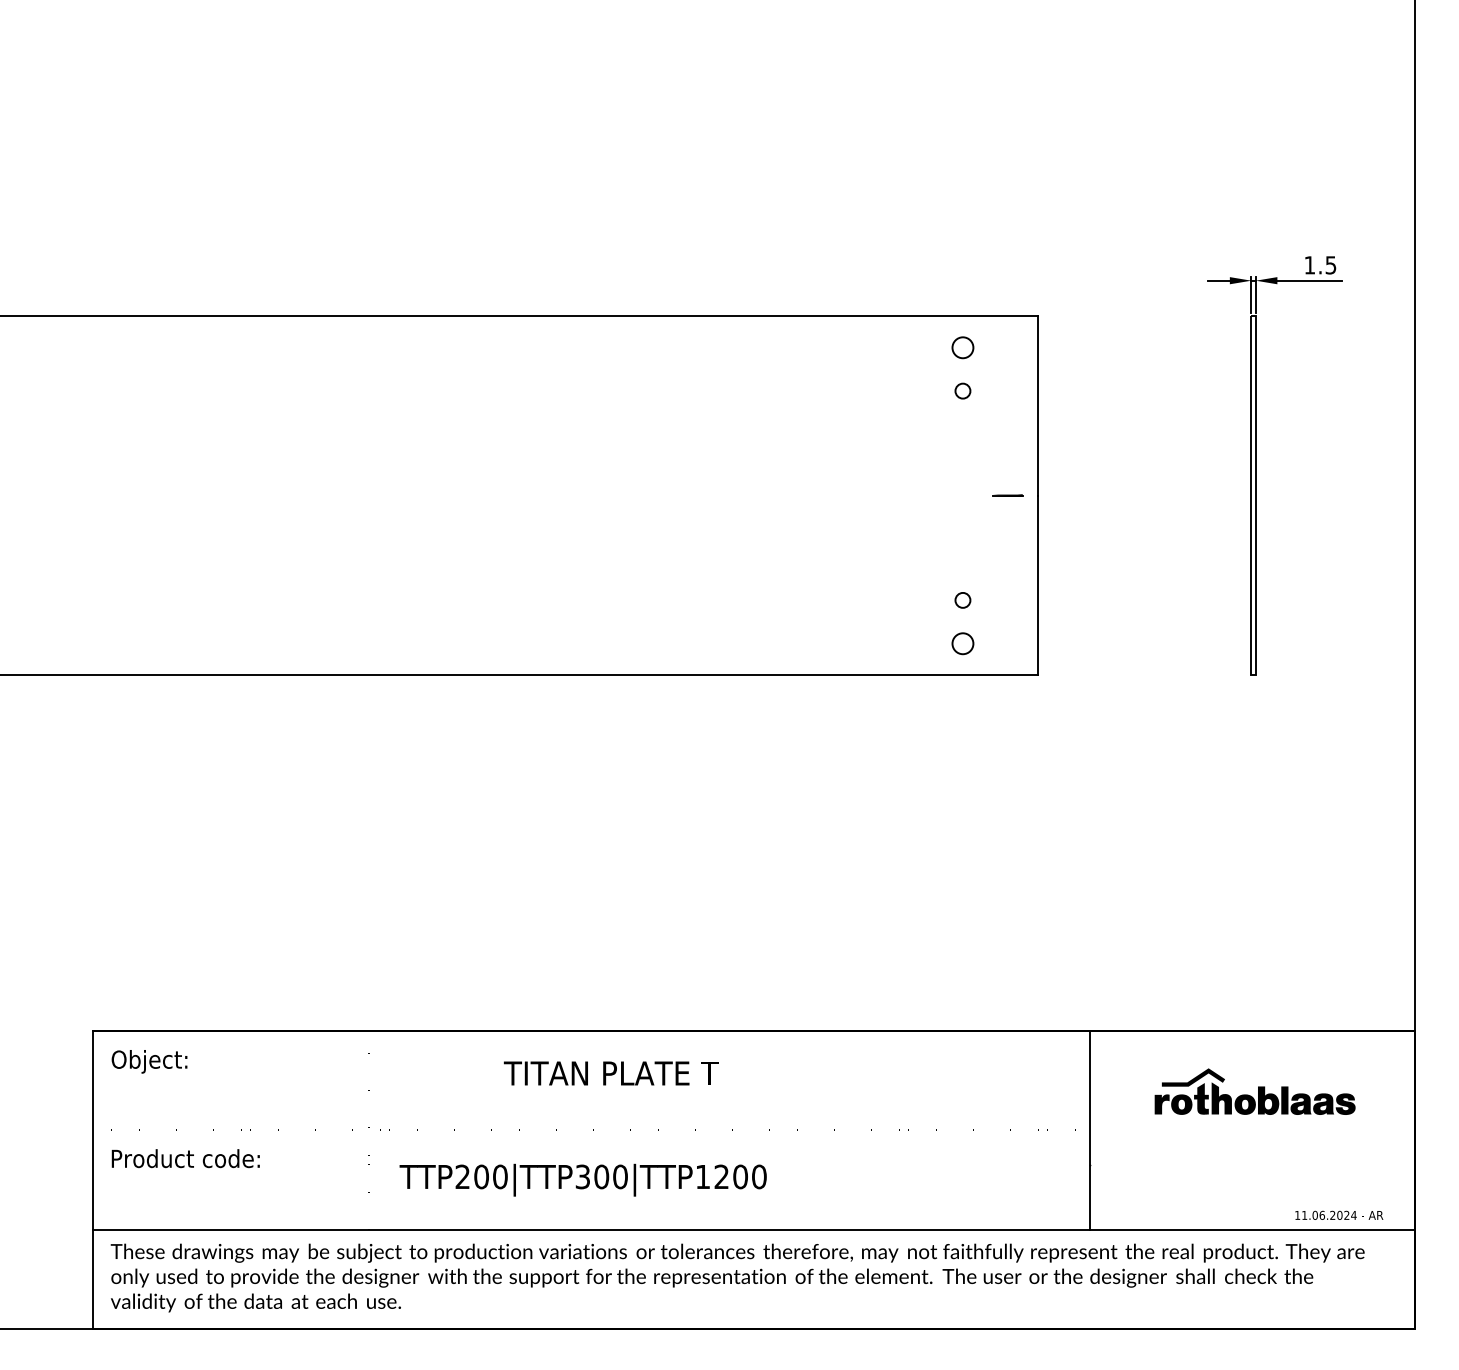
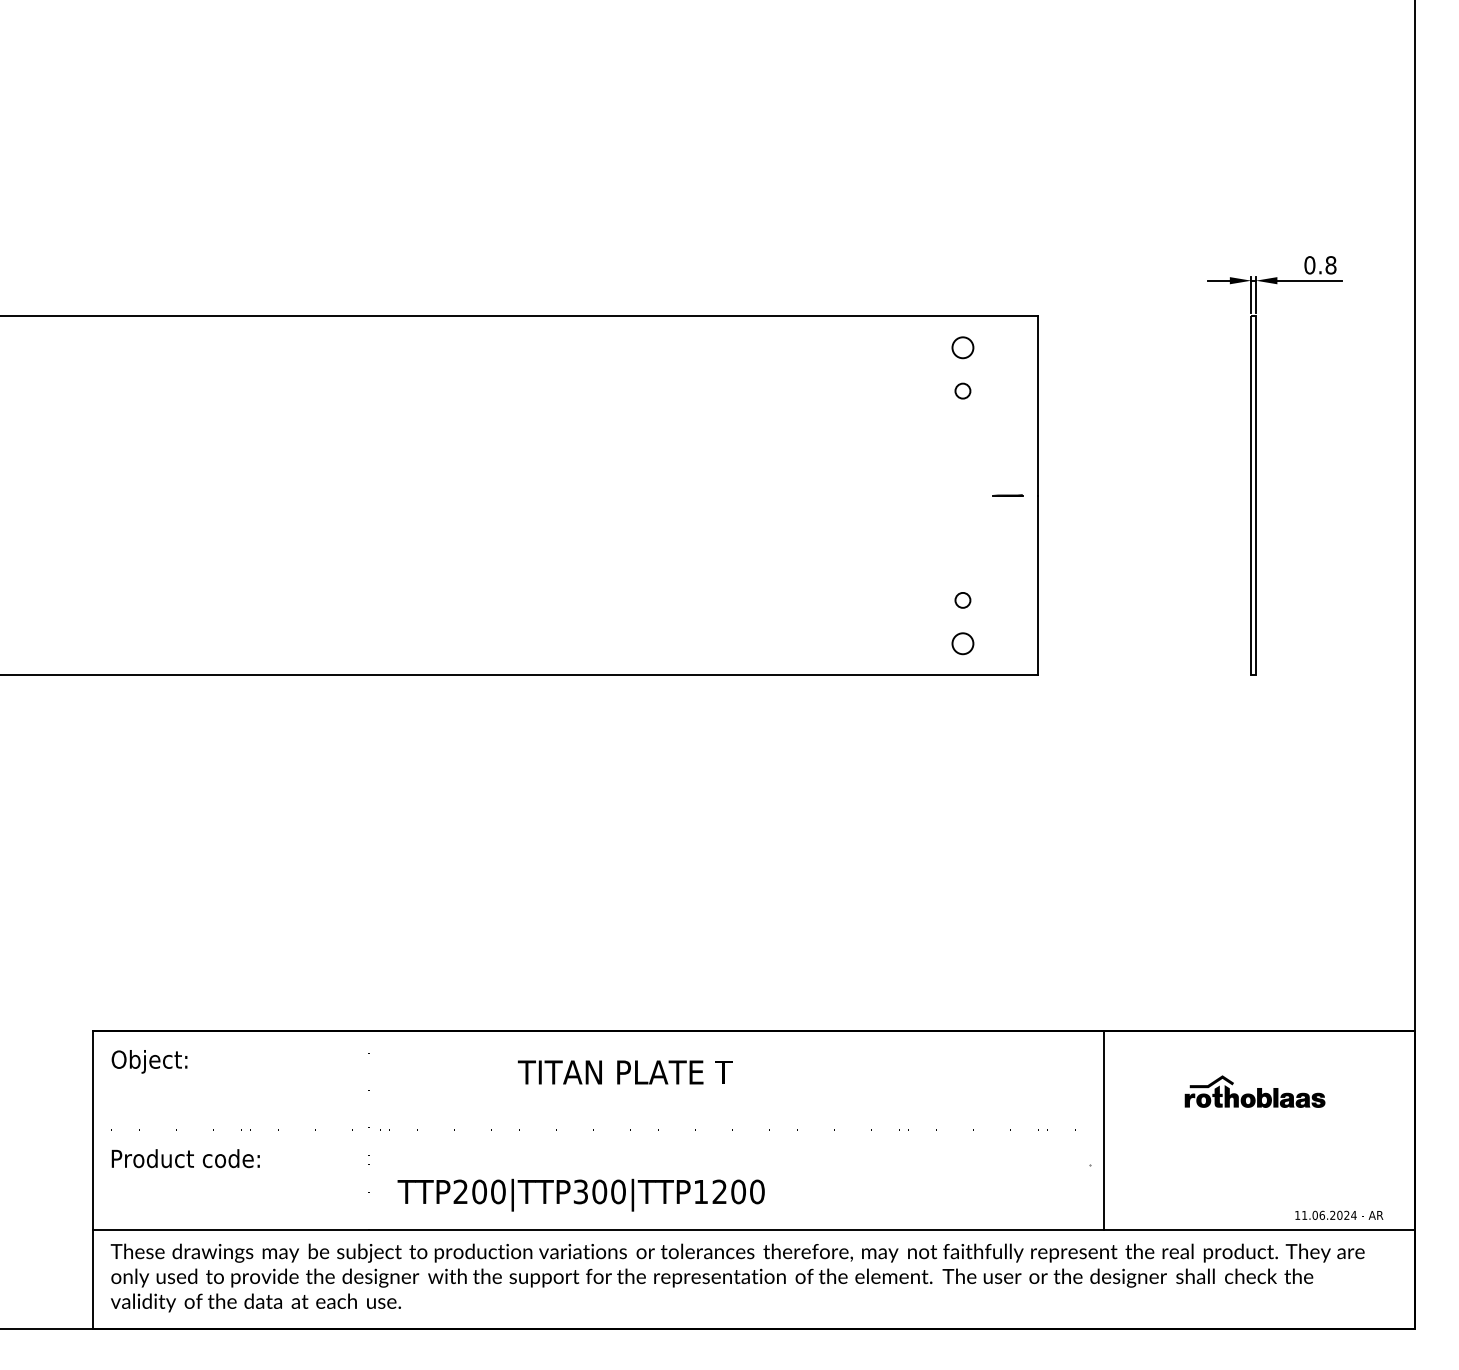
text: 1.5 -> 0.8 (1320, 265)
text position: (610, 1073) -> (624, 1072) (624, 1072)
part size: 202x47 px -> 142x33 px (1254, 1091)
line position: (1089, 1129) -> (1103, 1129) (1103, 1129)
text position: (582, 1179) -> (580, 1194) (580, 1194)
